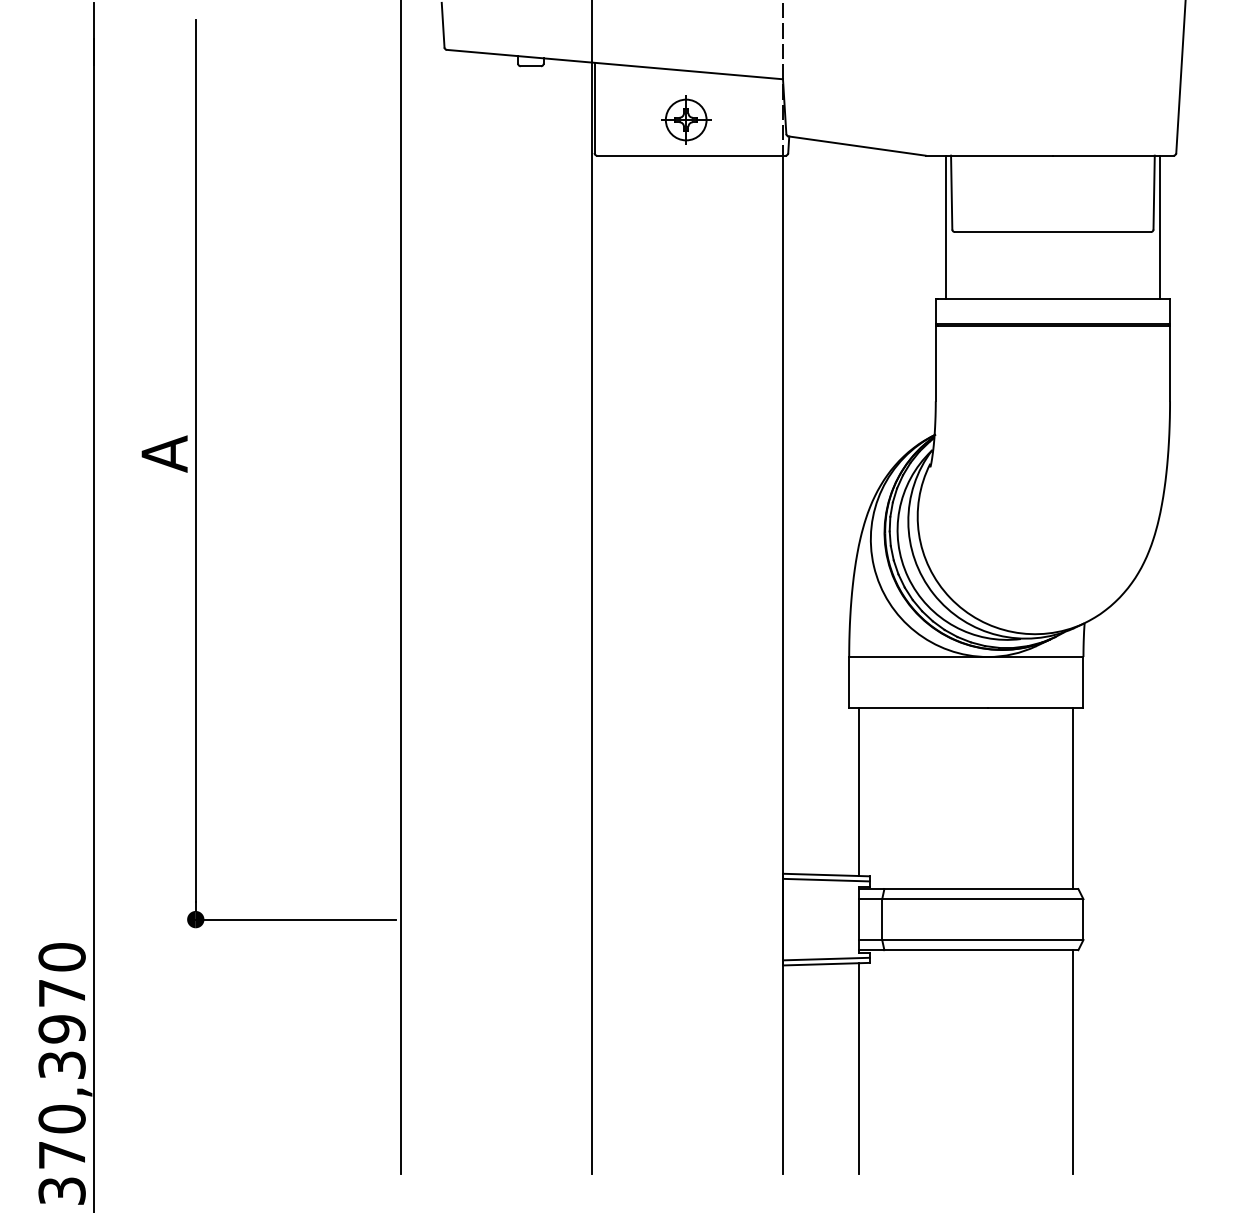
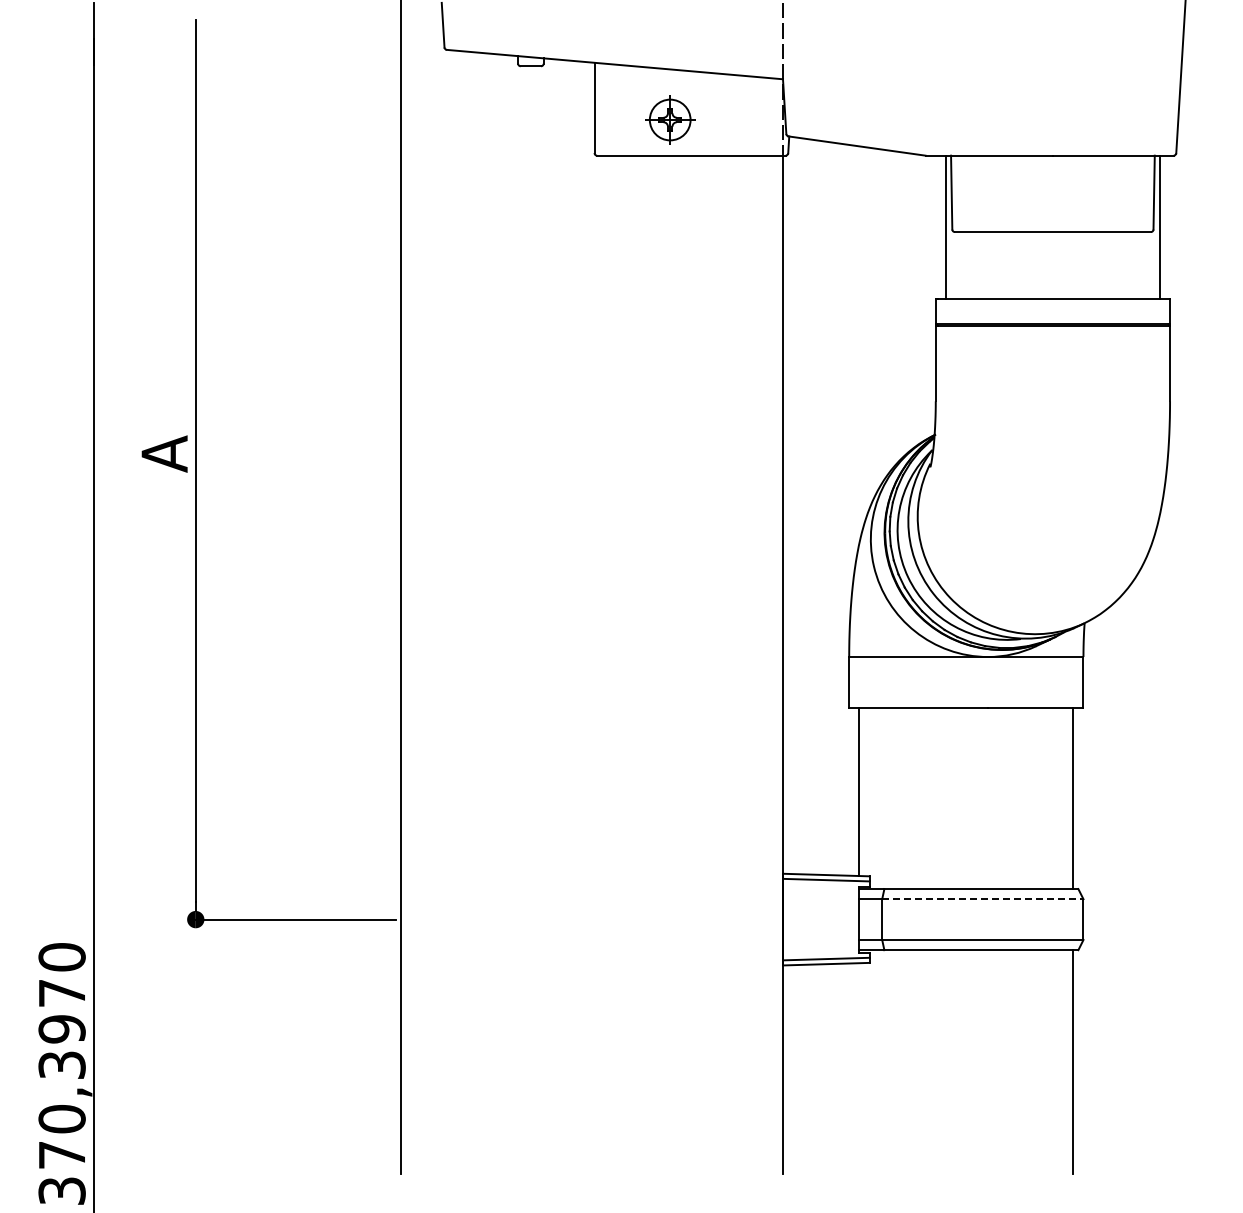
part position: (686, 119) -> (670, 119) (670, 119)
line: present -> none (592, 588)
line: solid -> dashed (982, 899)
line: present -> none (859, 1068)
